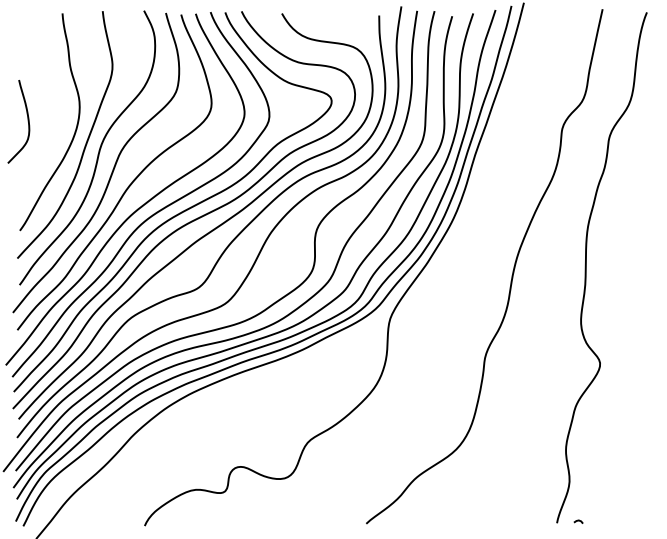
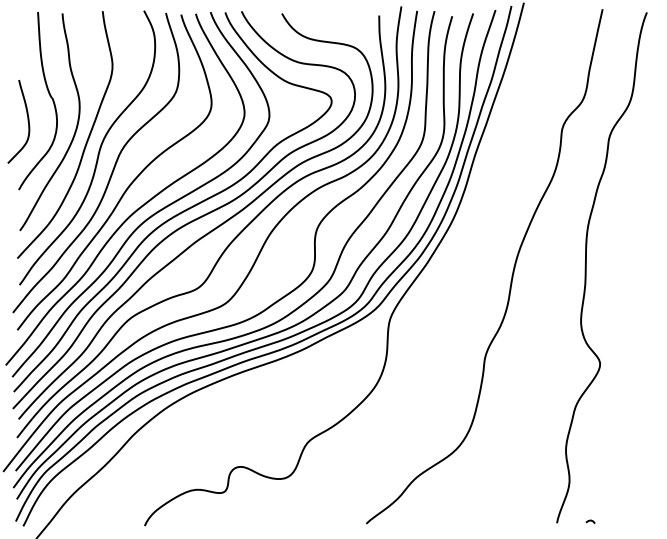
part: none -> present (49, 96)
line position: (578, 521) -> (590, 521) (590, 521)
